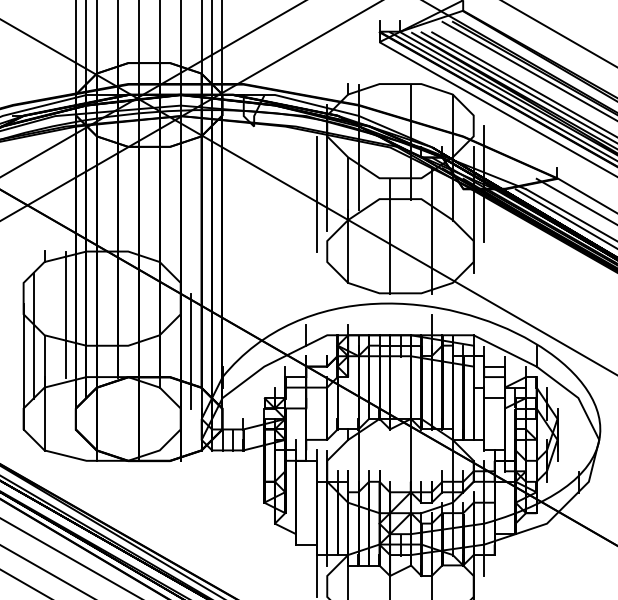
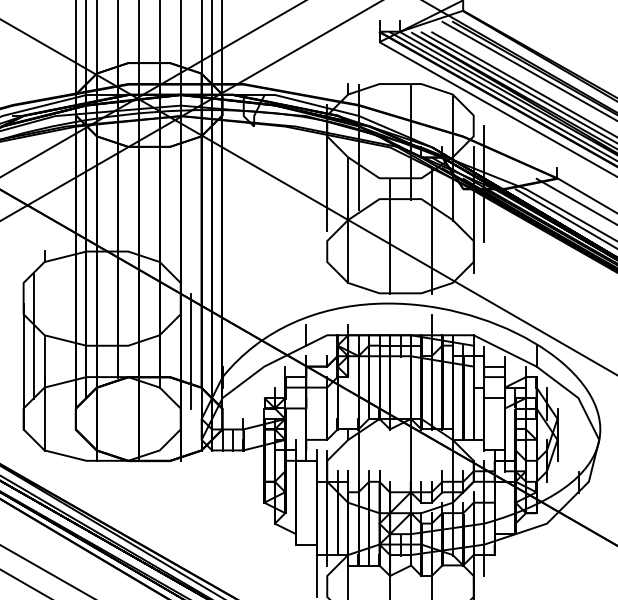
line: present -> none (558, 33)
line: present -> none (317, 194)
line: present -> none (65, 314)
line: present -> none (70, 557)
